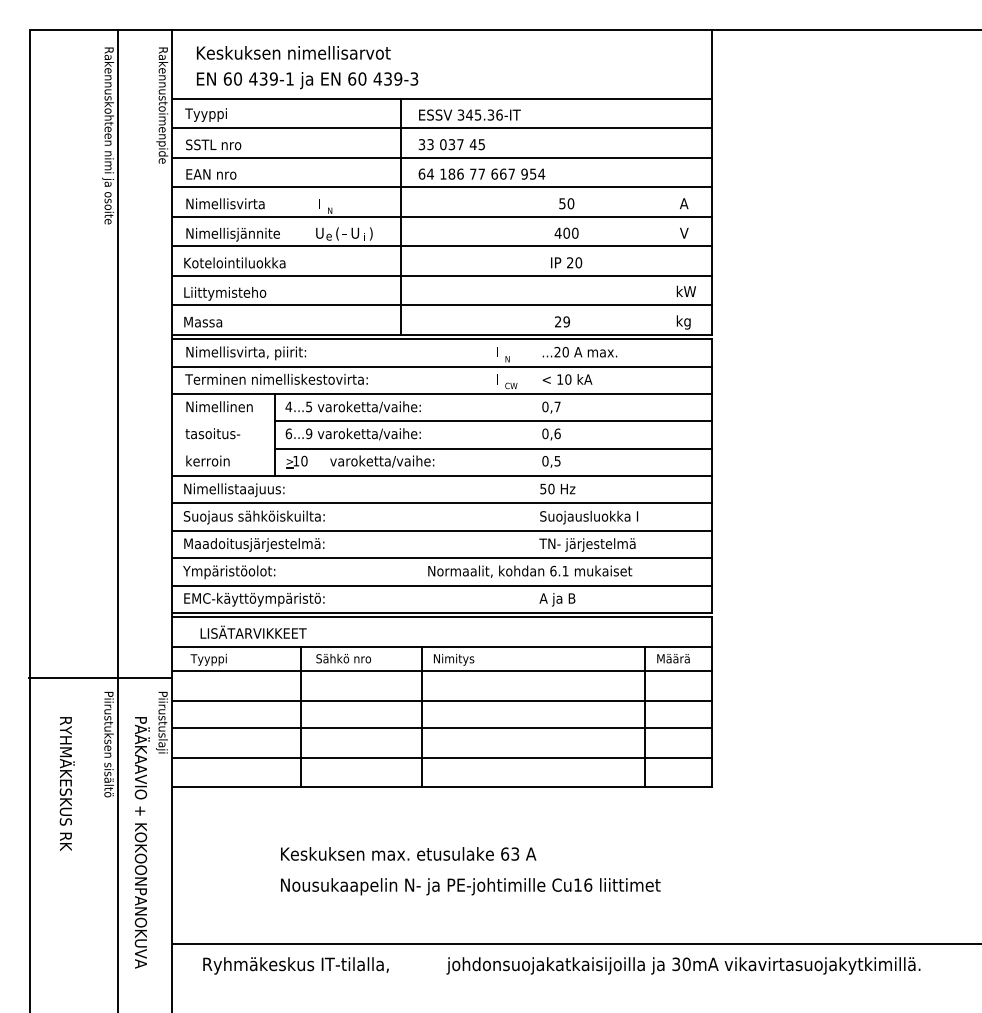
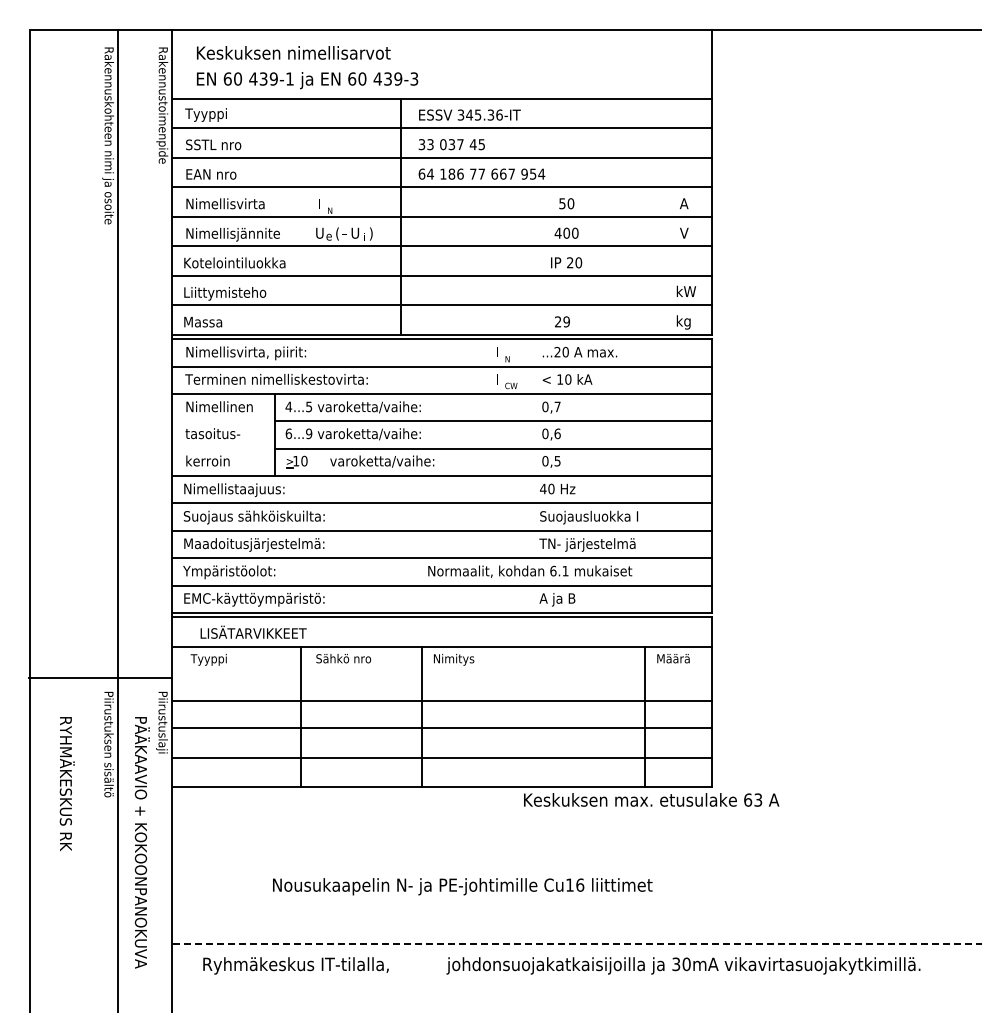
text: 50 -> 40 (543, 488)
line: present -> none (441, 671)
text position: (408, 853) -> (651, 799) (651, 799)
text position: (470, 886) -> (462, 886) (462, 886)
line: solid -> dashed (577, 943)
